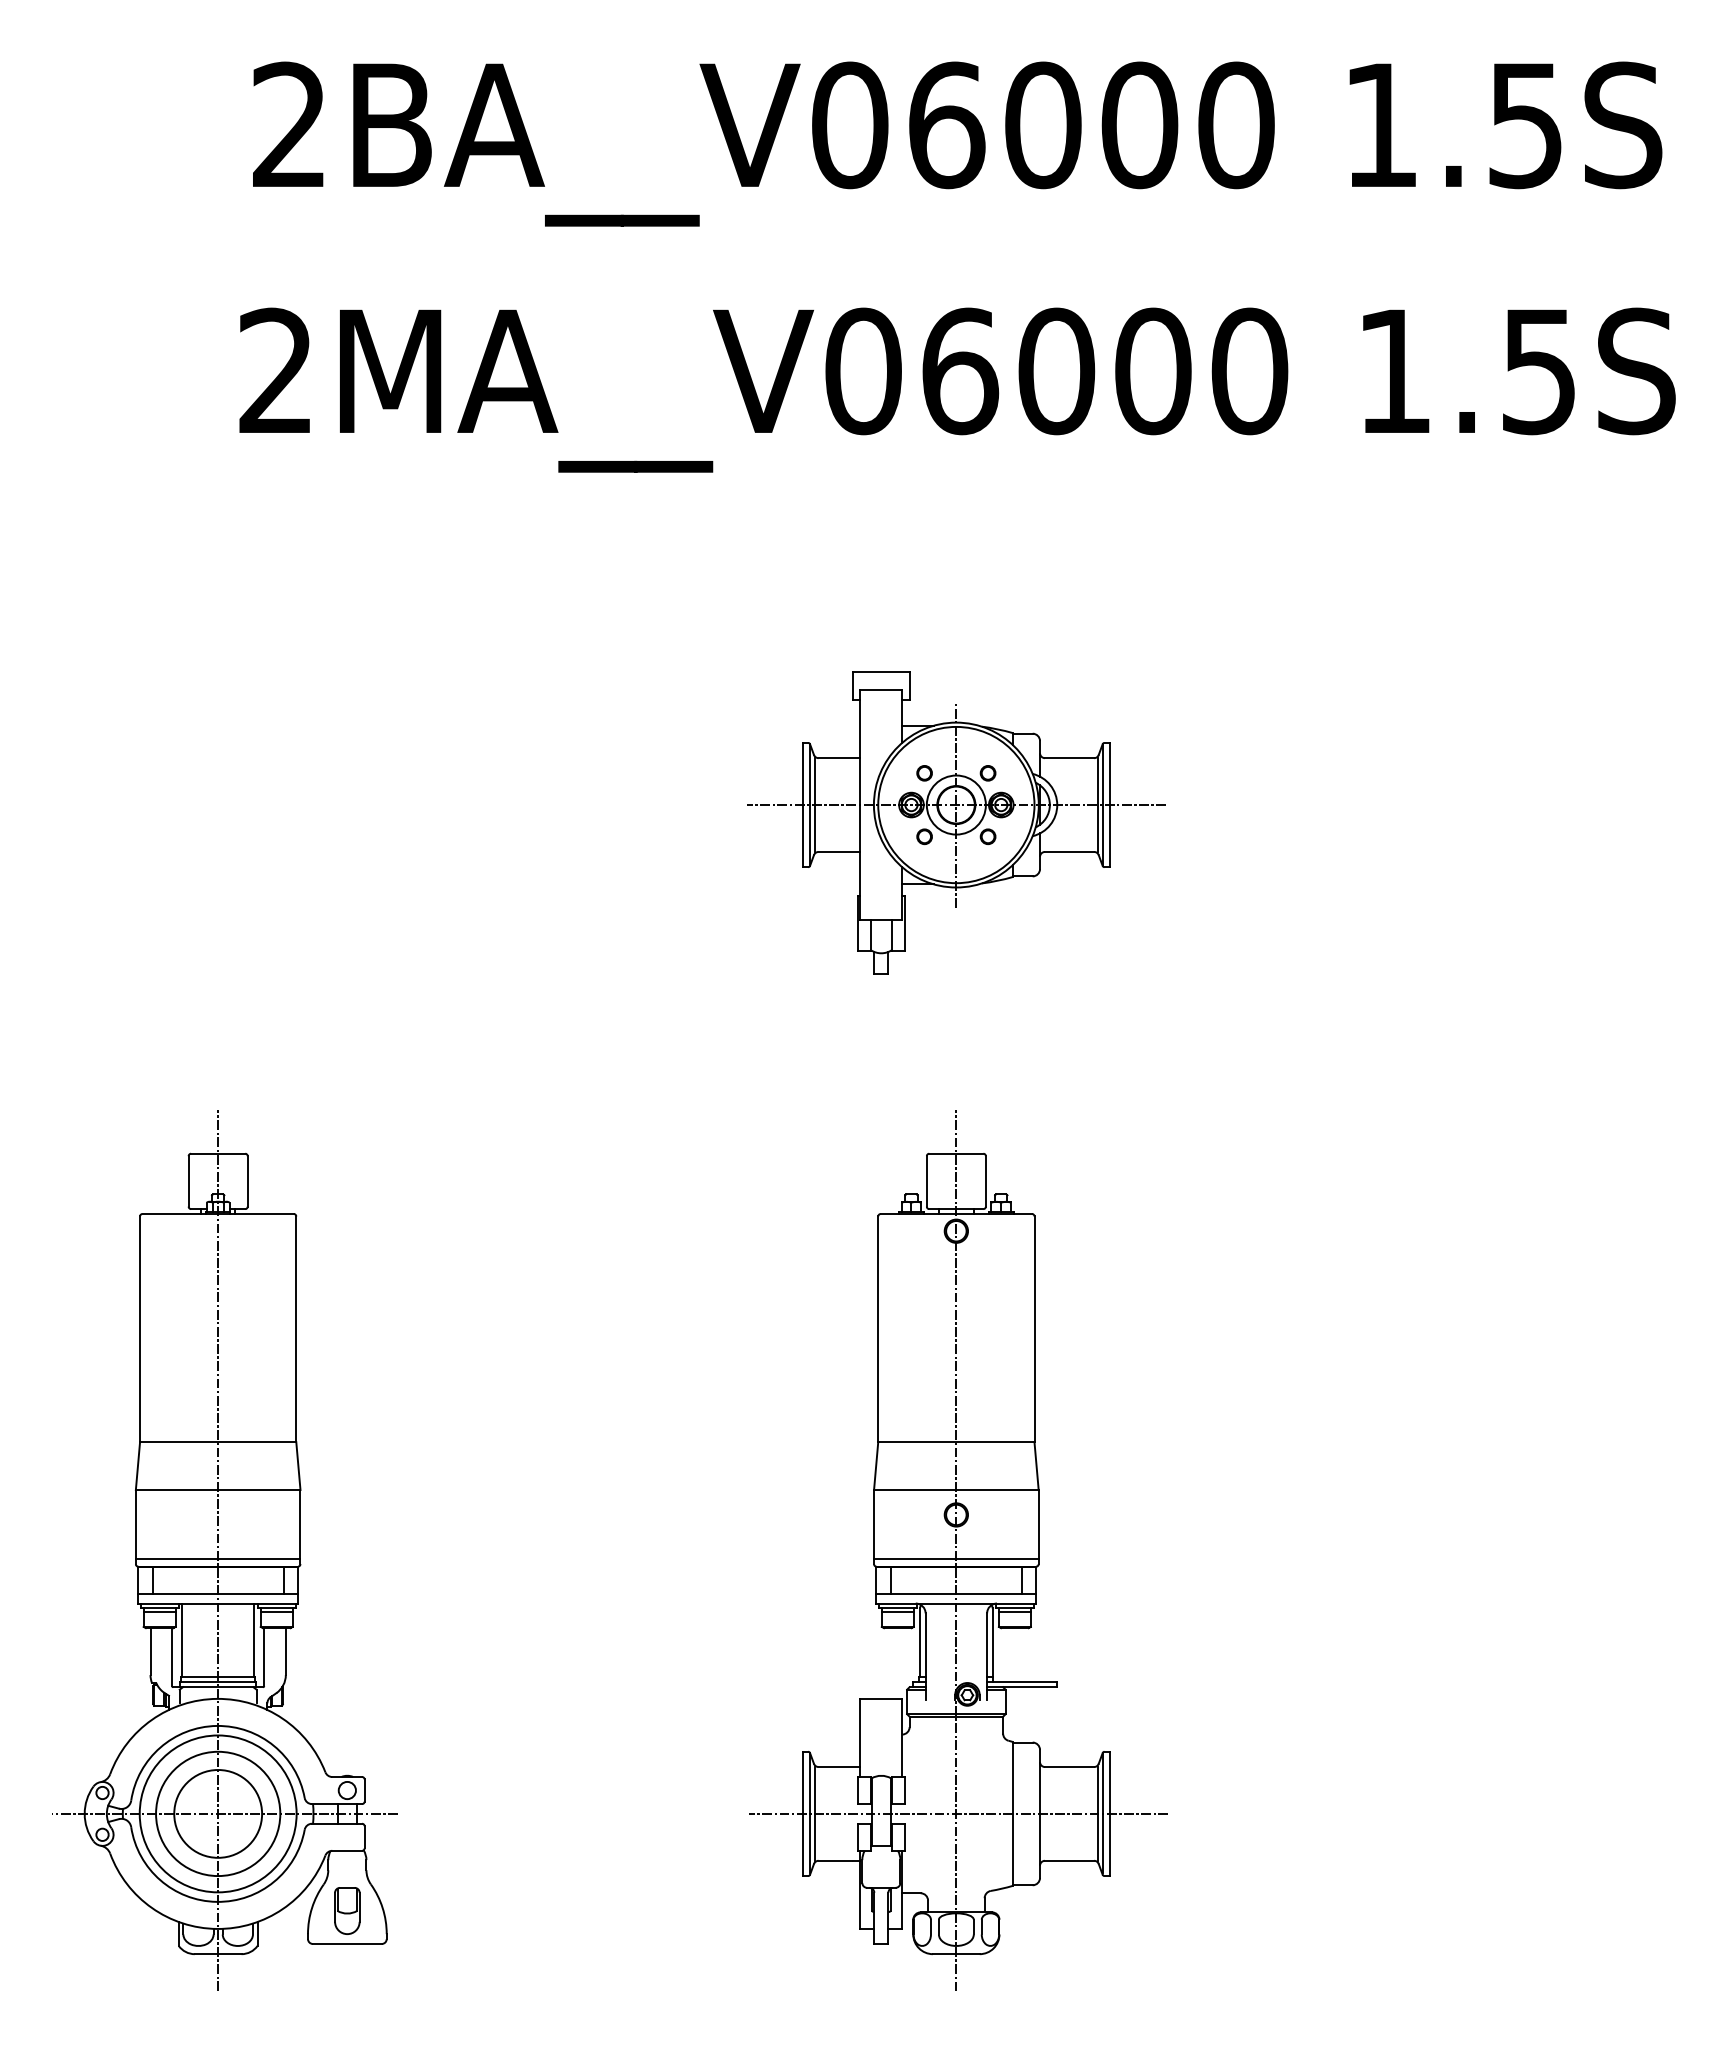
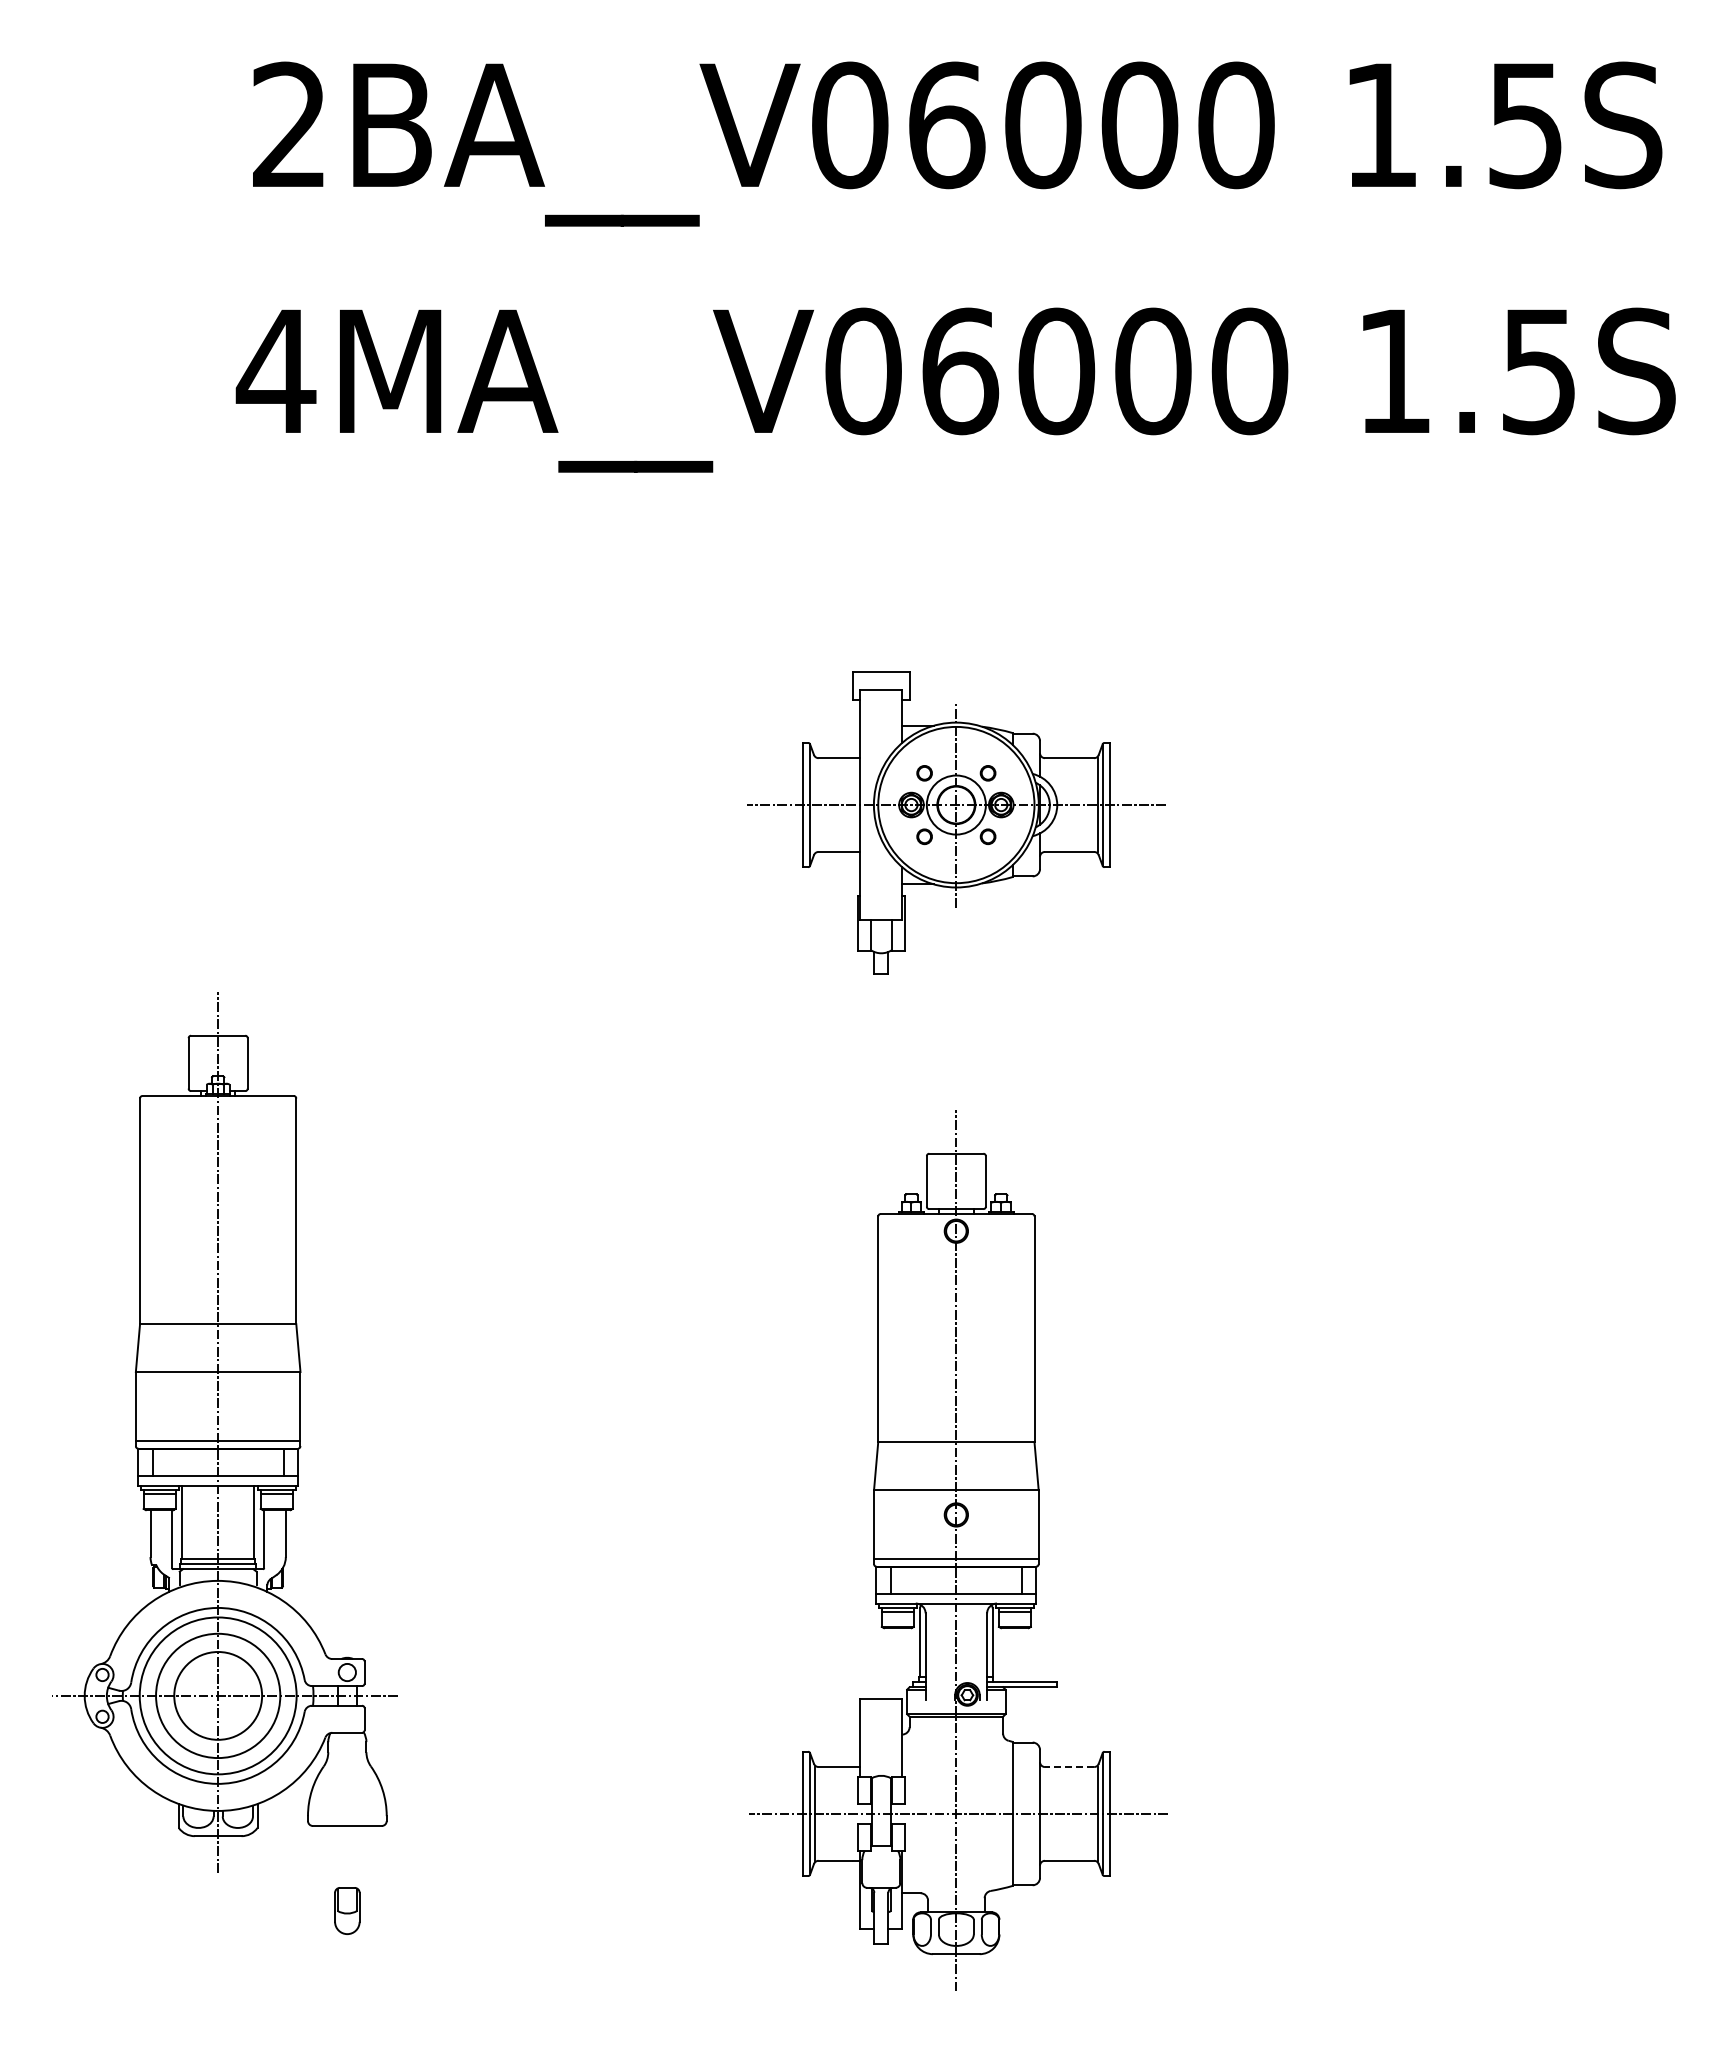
text: 2MA__V06000 -> 4MA__V06000 (275, 369)
line: present -> none (815, 804)
part position: (224, 1550) -> (224, 1432) (224, 1432)
line: solid -> dashed (1069, 1767)
